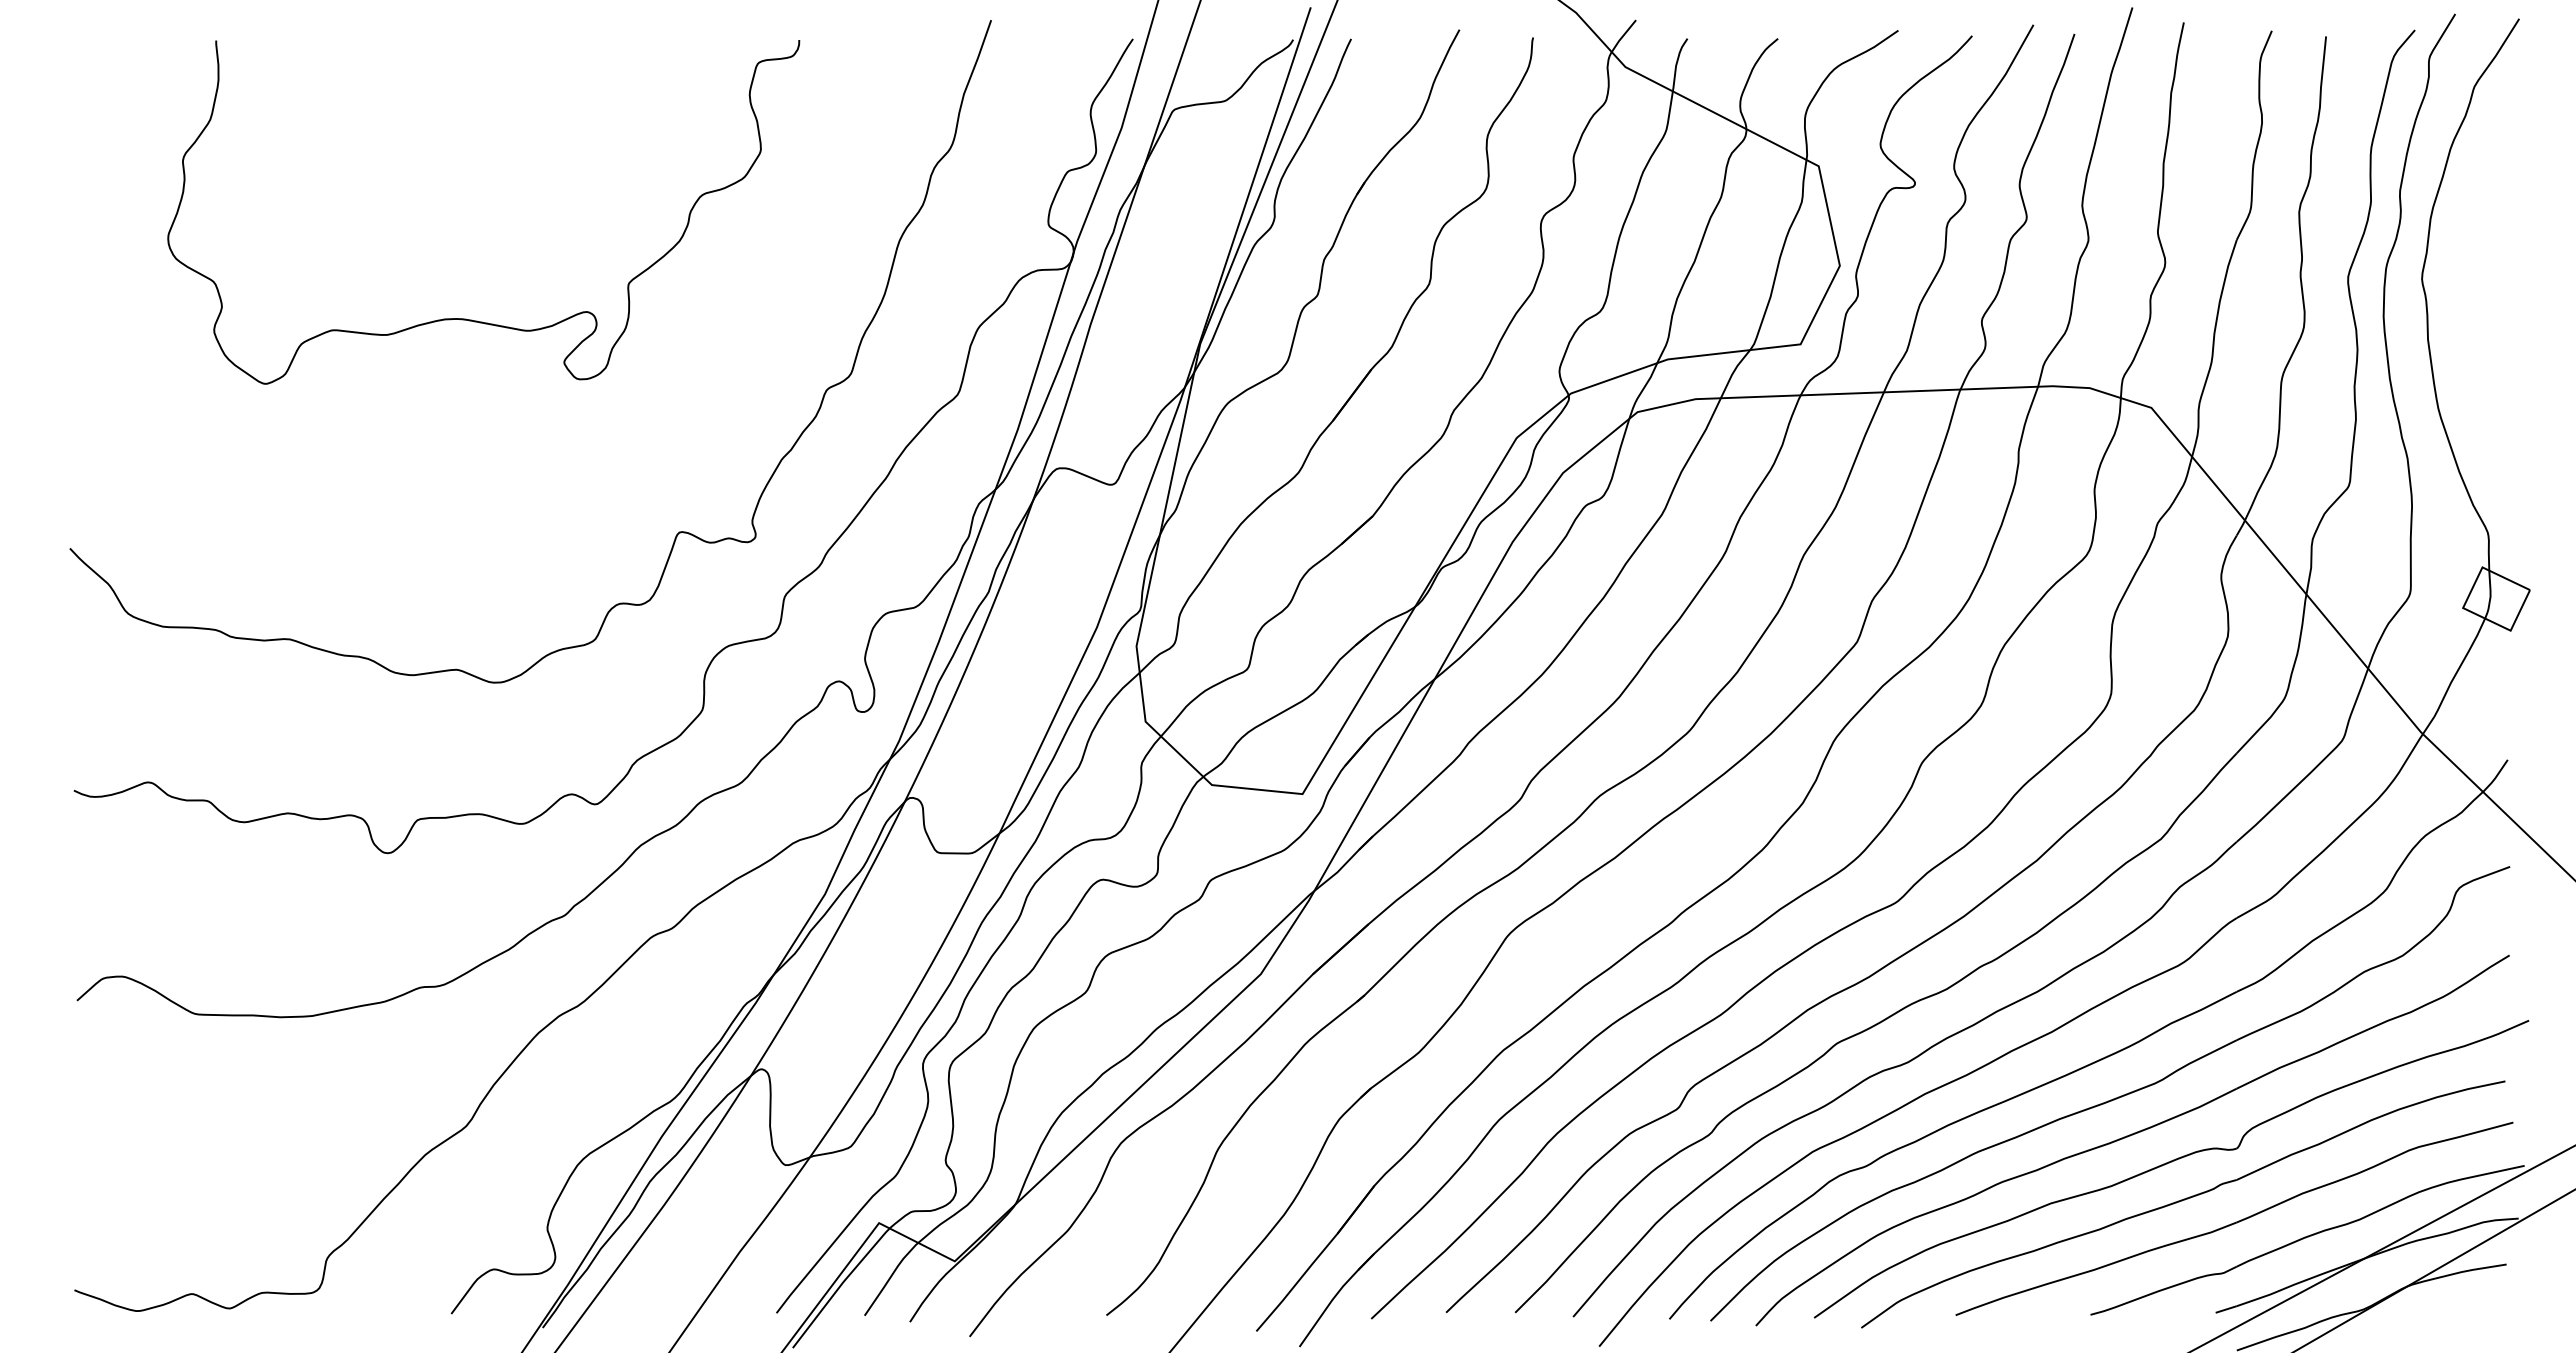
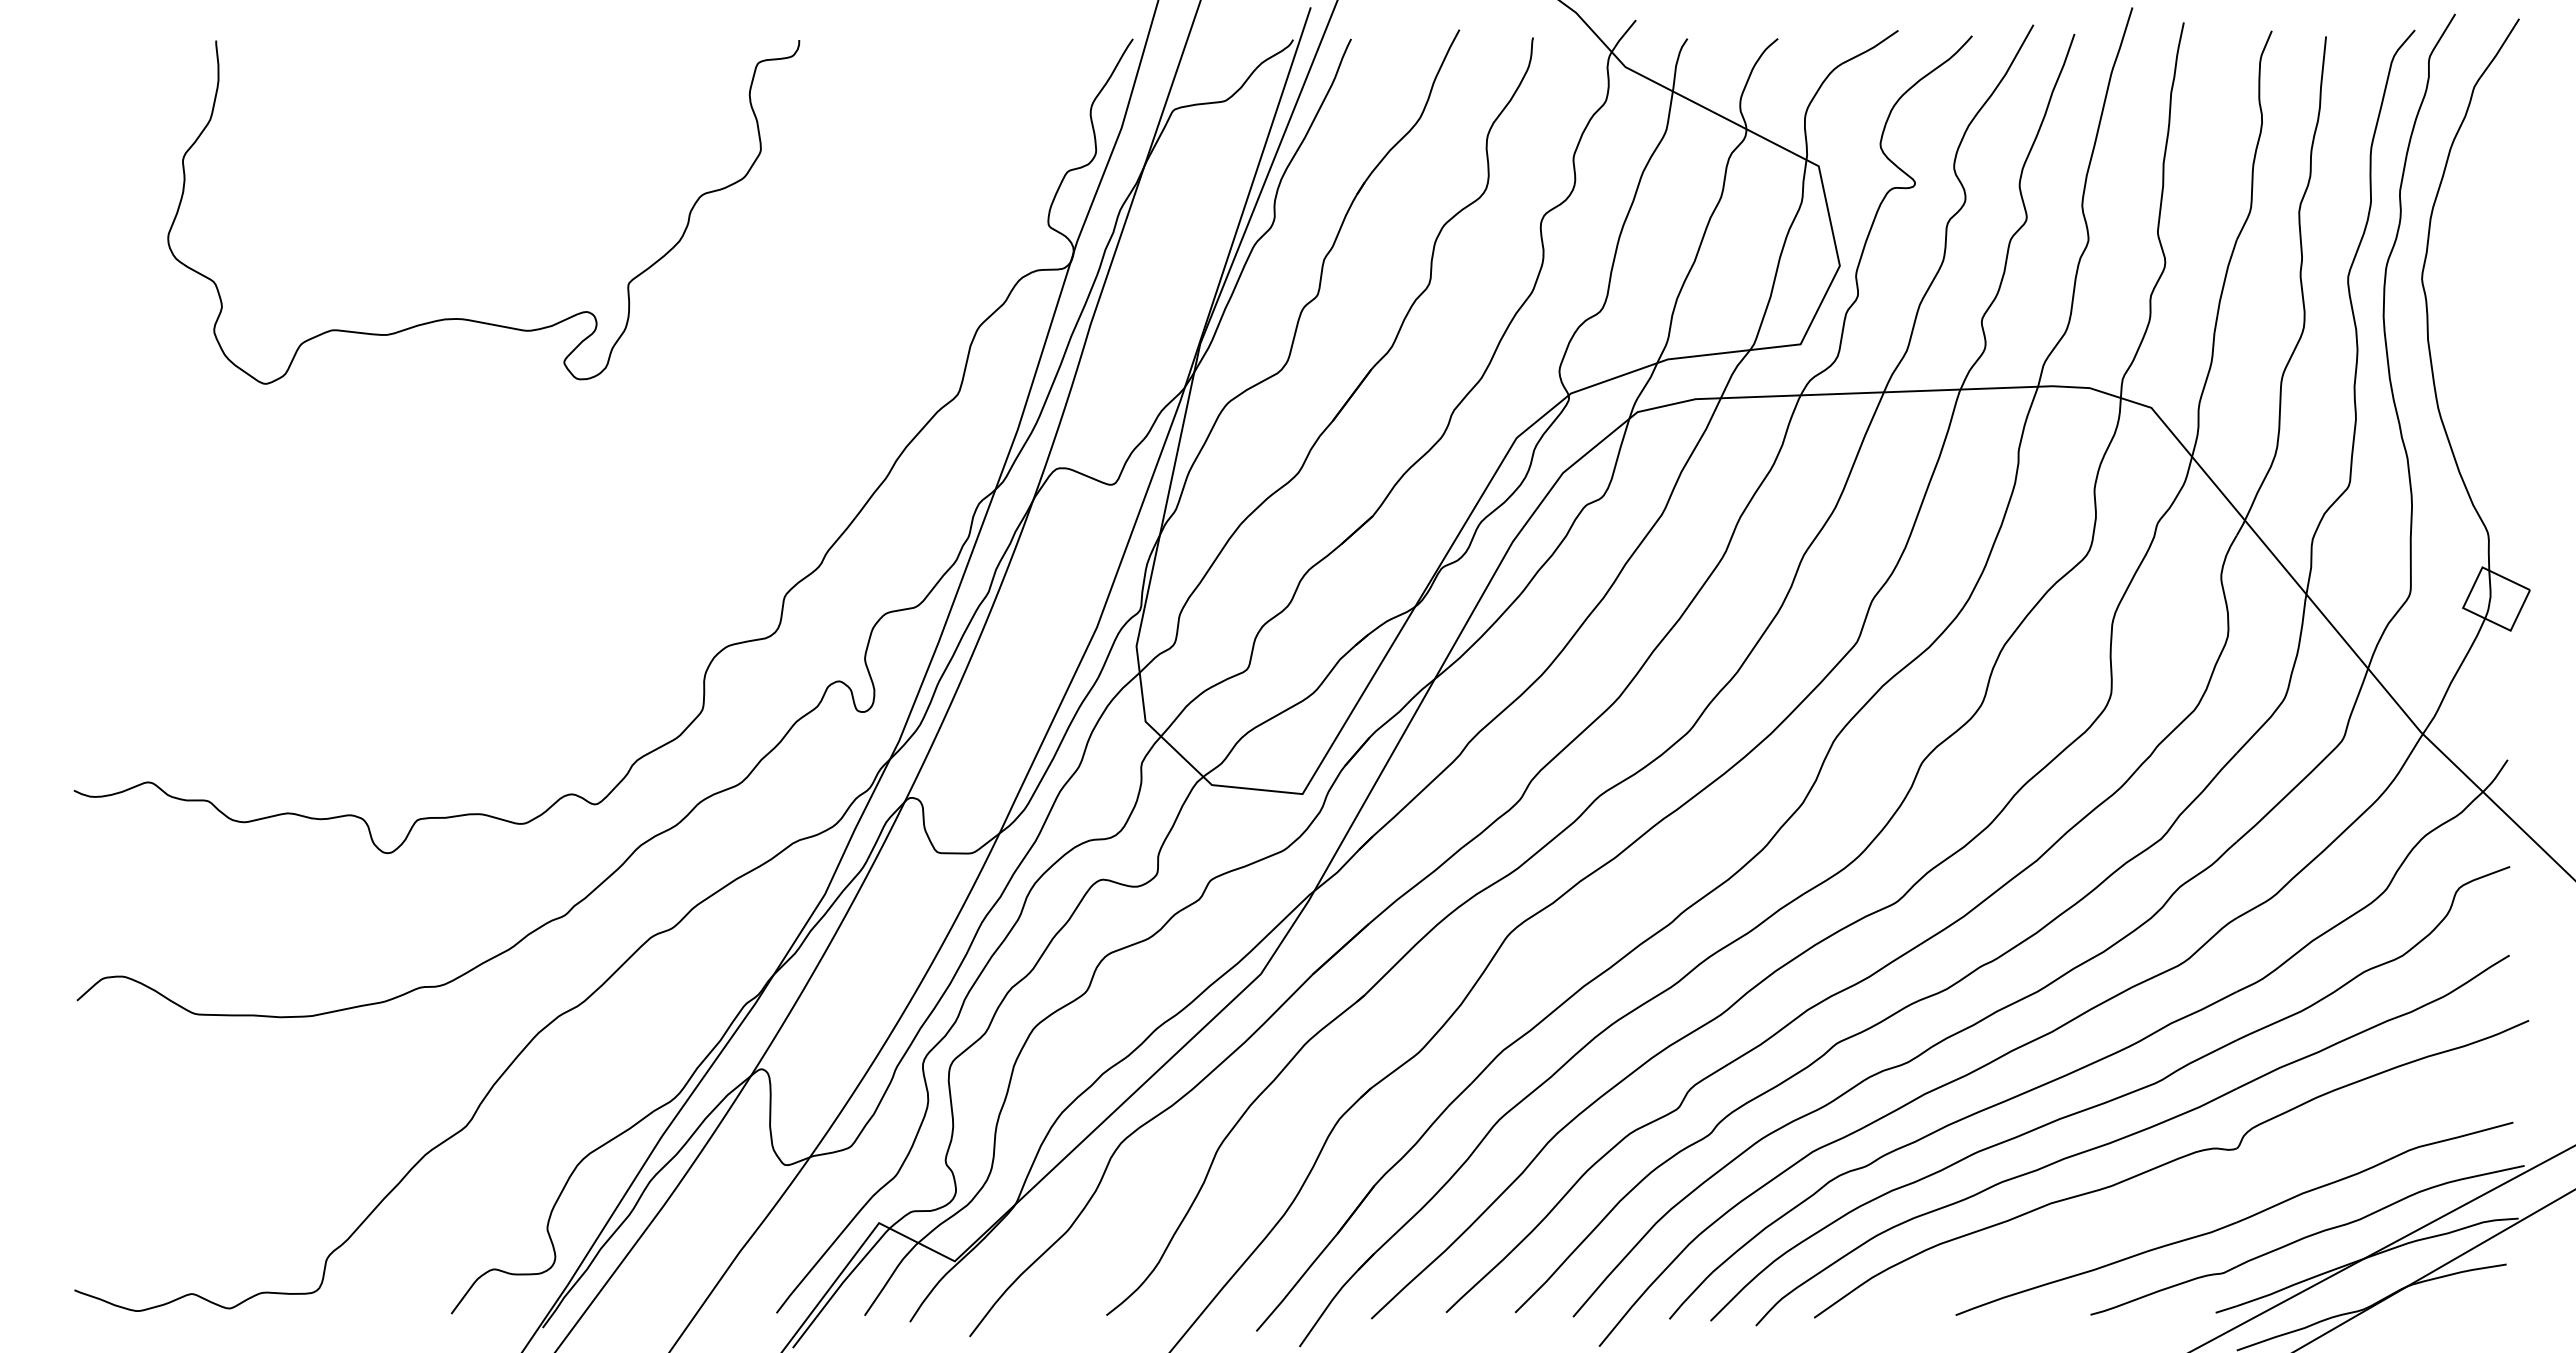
curve: present -> none (679, 531)
part: present -> none (2183, 1204)
